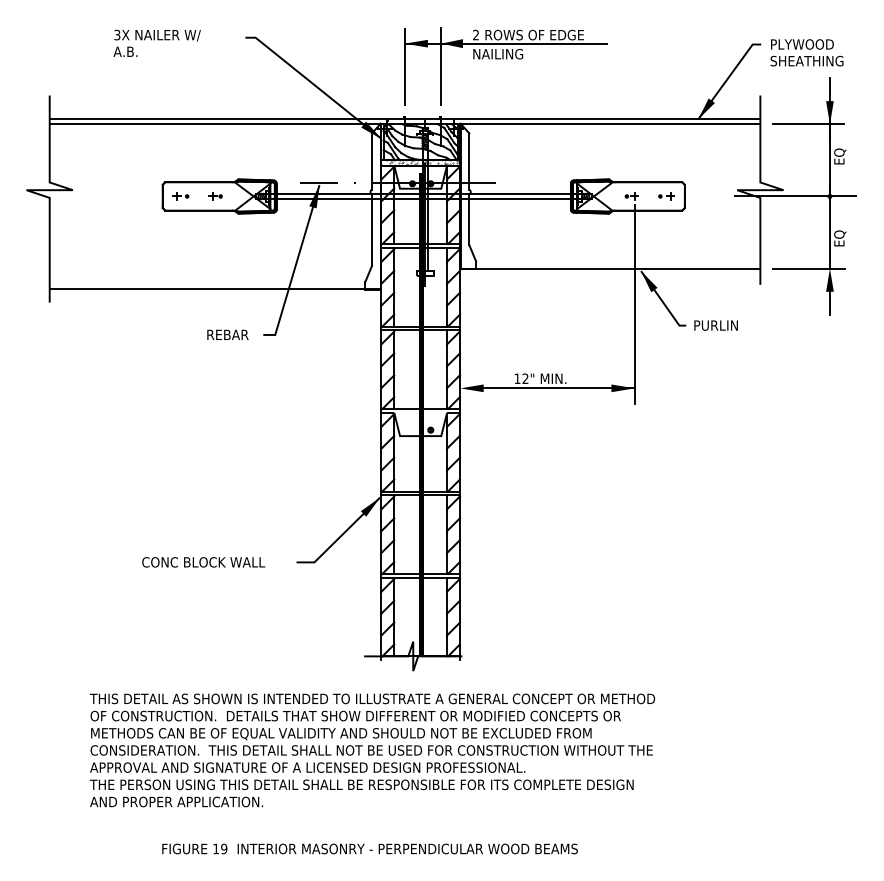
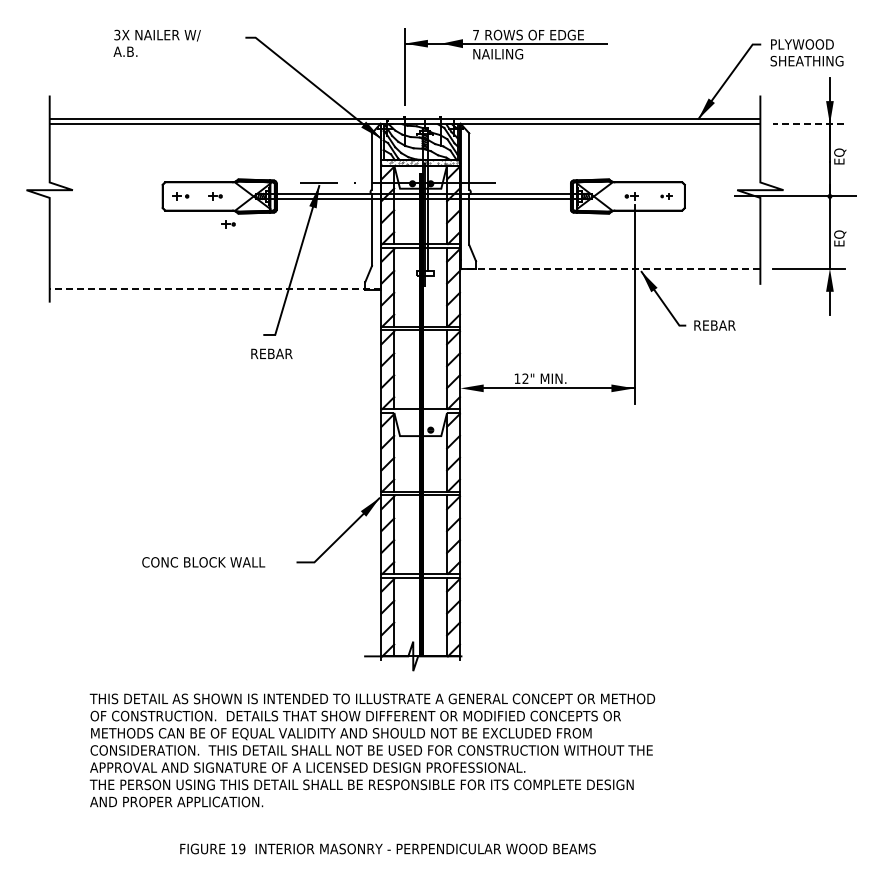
text: 2 -> 7 (475, 34)
line: present -> none (440, 65)
line: solid -> dashed (808, 124)
part size: 17x9 px -> 13x7 px (666, 196)
part: none -> present (228, 224)
line: solid -> dashed (609, 268)
line: solid -> dashed (215, 289)
text: PURLIN -> REBAR (716, 325)
text position: (227, 334) -> (271, 353) (271, 353)
text position: (369, 848) -> (387, 848) (387, 848)
